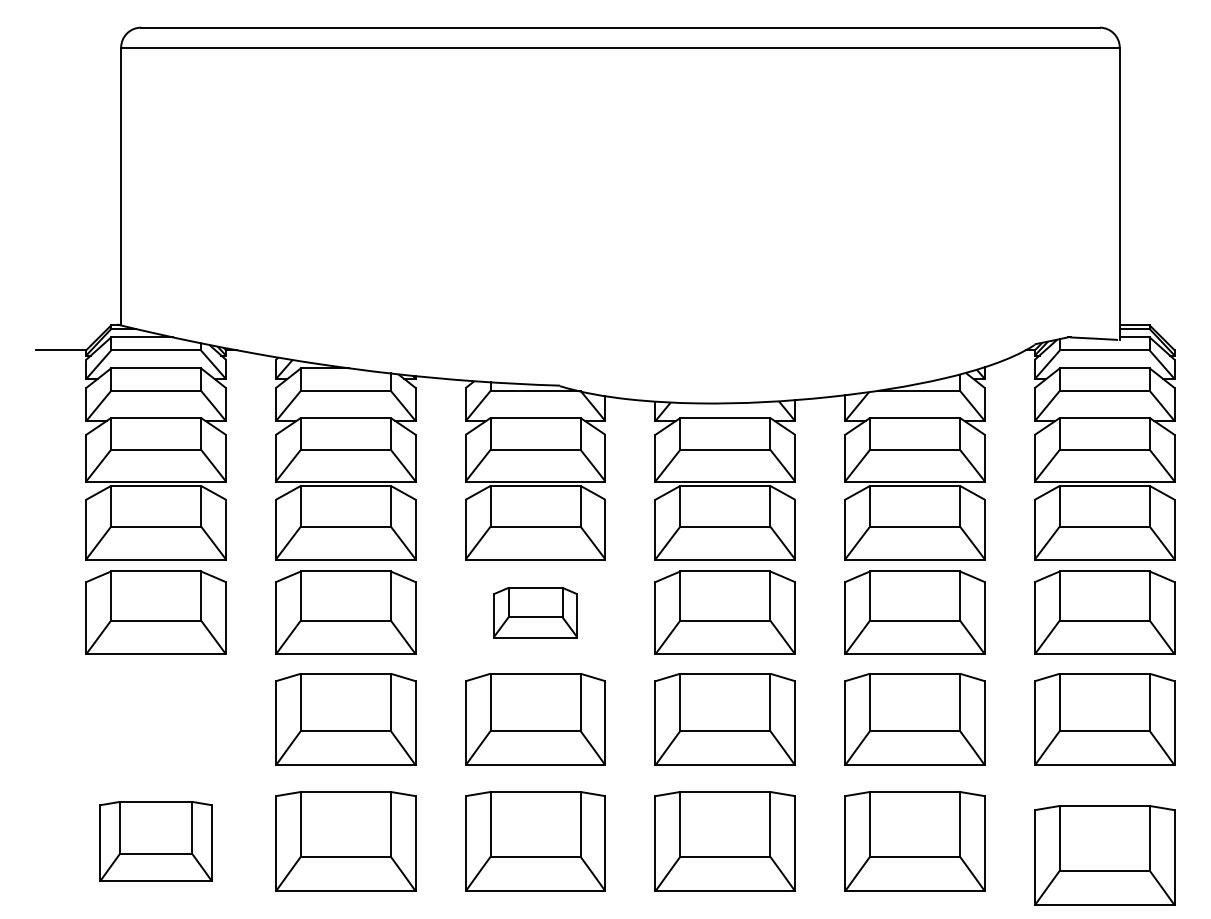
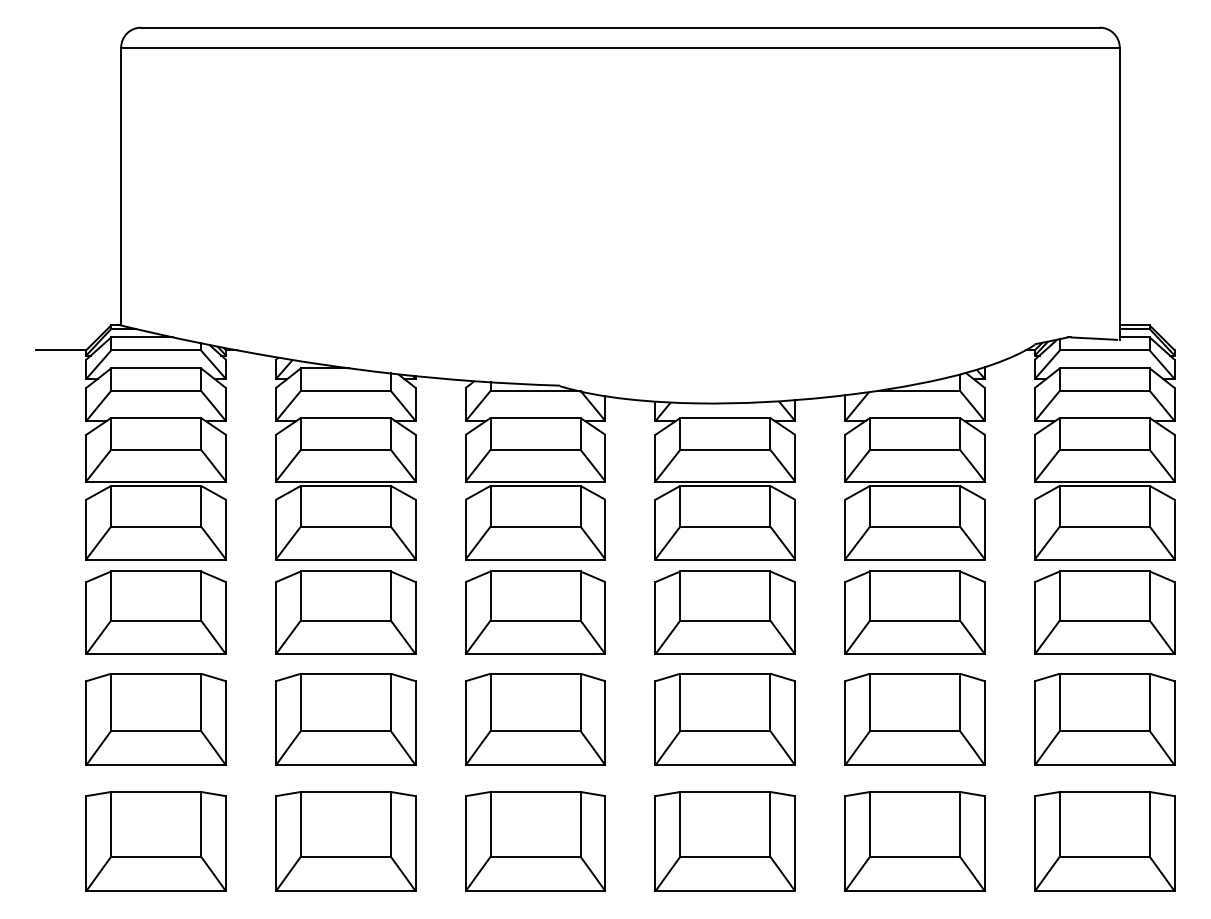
part size: 85x52 px -> 141x85 px (535, 612)
part: none -> present (155, 719)
part size: 114x81 px -> 142x101 px (155, 841)
part position: (1104, 855) -> (1104, 841) (1104, 841)
